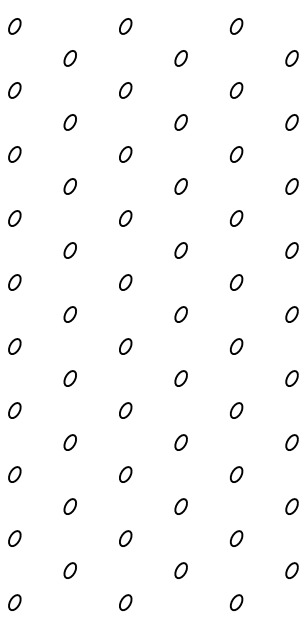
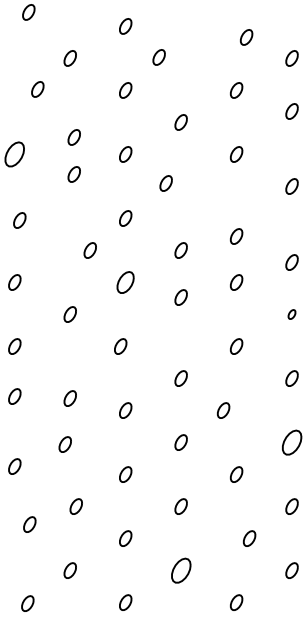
part position: (14, 26) -> (28, 12) (28, 12)
part position: (236, 26) -> (246, 37) (246, 37)
part position: (180, 58) -> (158, 57) (158, 57)
part position: (14, 90) -> (37, 89) (37, 89)
part position: (69, 122) -> (73, 137) (73, 137)
part position: (291, 122) -> (291, 111) (291, 111)
part size: 14x17 px -> 21x27 px (14, 154)
part position: (69, 186) -> (73, 174) (73, 174)
part position: (180, 186) -> (165, 183) (165, 183)
part position: (14, 218) -> (19, 220) (19, 220)
part position: (236, 218) -> (236, 236) (236, 236)
part position: (69, 250) -> (89, 250) (89, 250)
part position: (291, 250) -> (291, 262) (291, 262)
part size: 14x17 px -> 19x23 px (125, 282)
part position: (180, 314) -> (180, 297) (180, 297)
part size: 14x17 px -> 10x11 px (291, 314)
part position: (125, 346) -> (120, 346) (120, 346)
part position: (69, 378) -> (69, 398) (69, 398)
part position: (14, 410) -> (14, 396) (14, 396)
part position: (236, 410) -> (223, 410) (223, 410)
part position: (69, 442) -> (64, 444) (64, 444)
part size: 14x17 px -> 21x27 px (292, 442)
part position: (14, 474) -> (14, 466) (14, 466)
part position: (69, 506) -> (75, 506) (75, 506)
part position: (14, 538) -> (29, 524) (29, 524)
part position: (236, 538) -> (249, 538) (249, 538)
part size: 14x17 px -> 21x27 px (181, 570)
part position: (14, 602) -> (27, 603) (27, 603)
